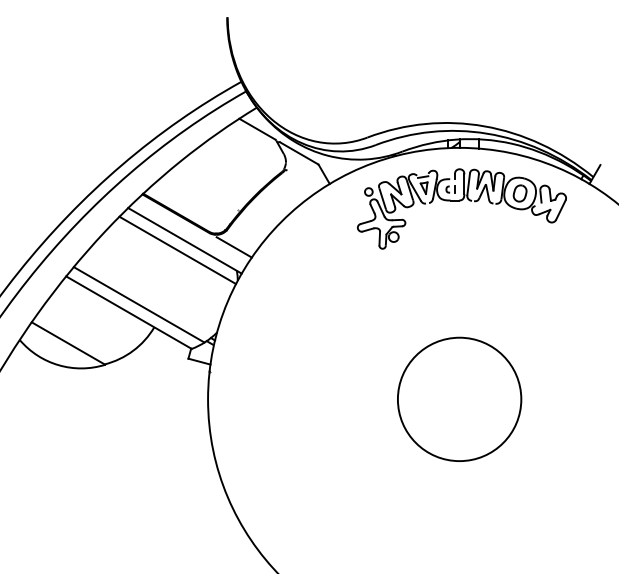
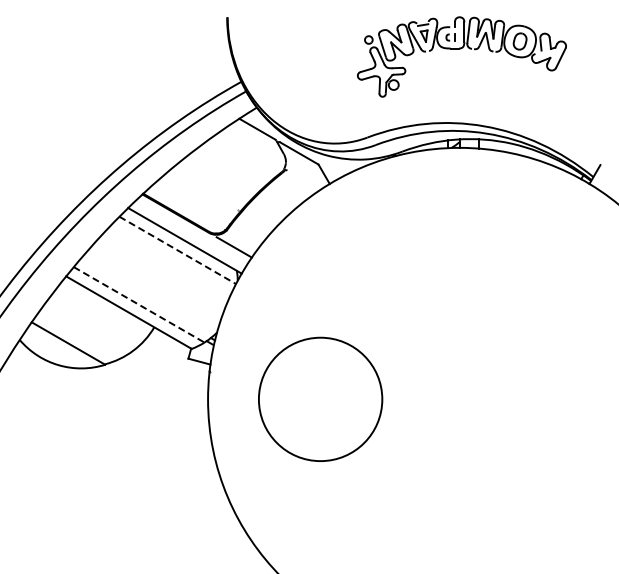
part position: (460, 201) -> (460, 49) (460, 49)
line: solid -> dashed (178, 250)
line: solid -> dashed (139, 305)
circle position: (459, 398) -> (320, 398) (320, 398)
